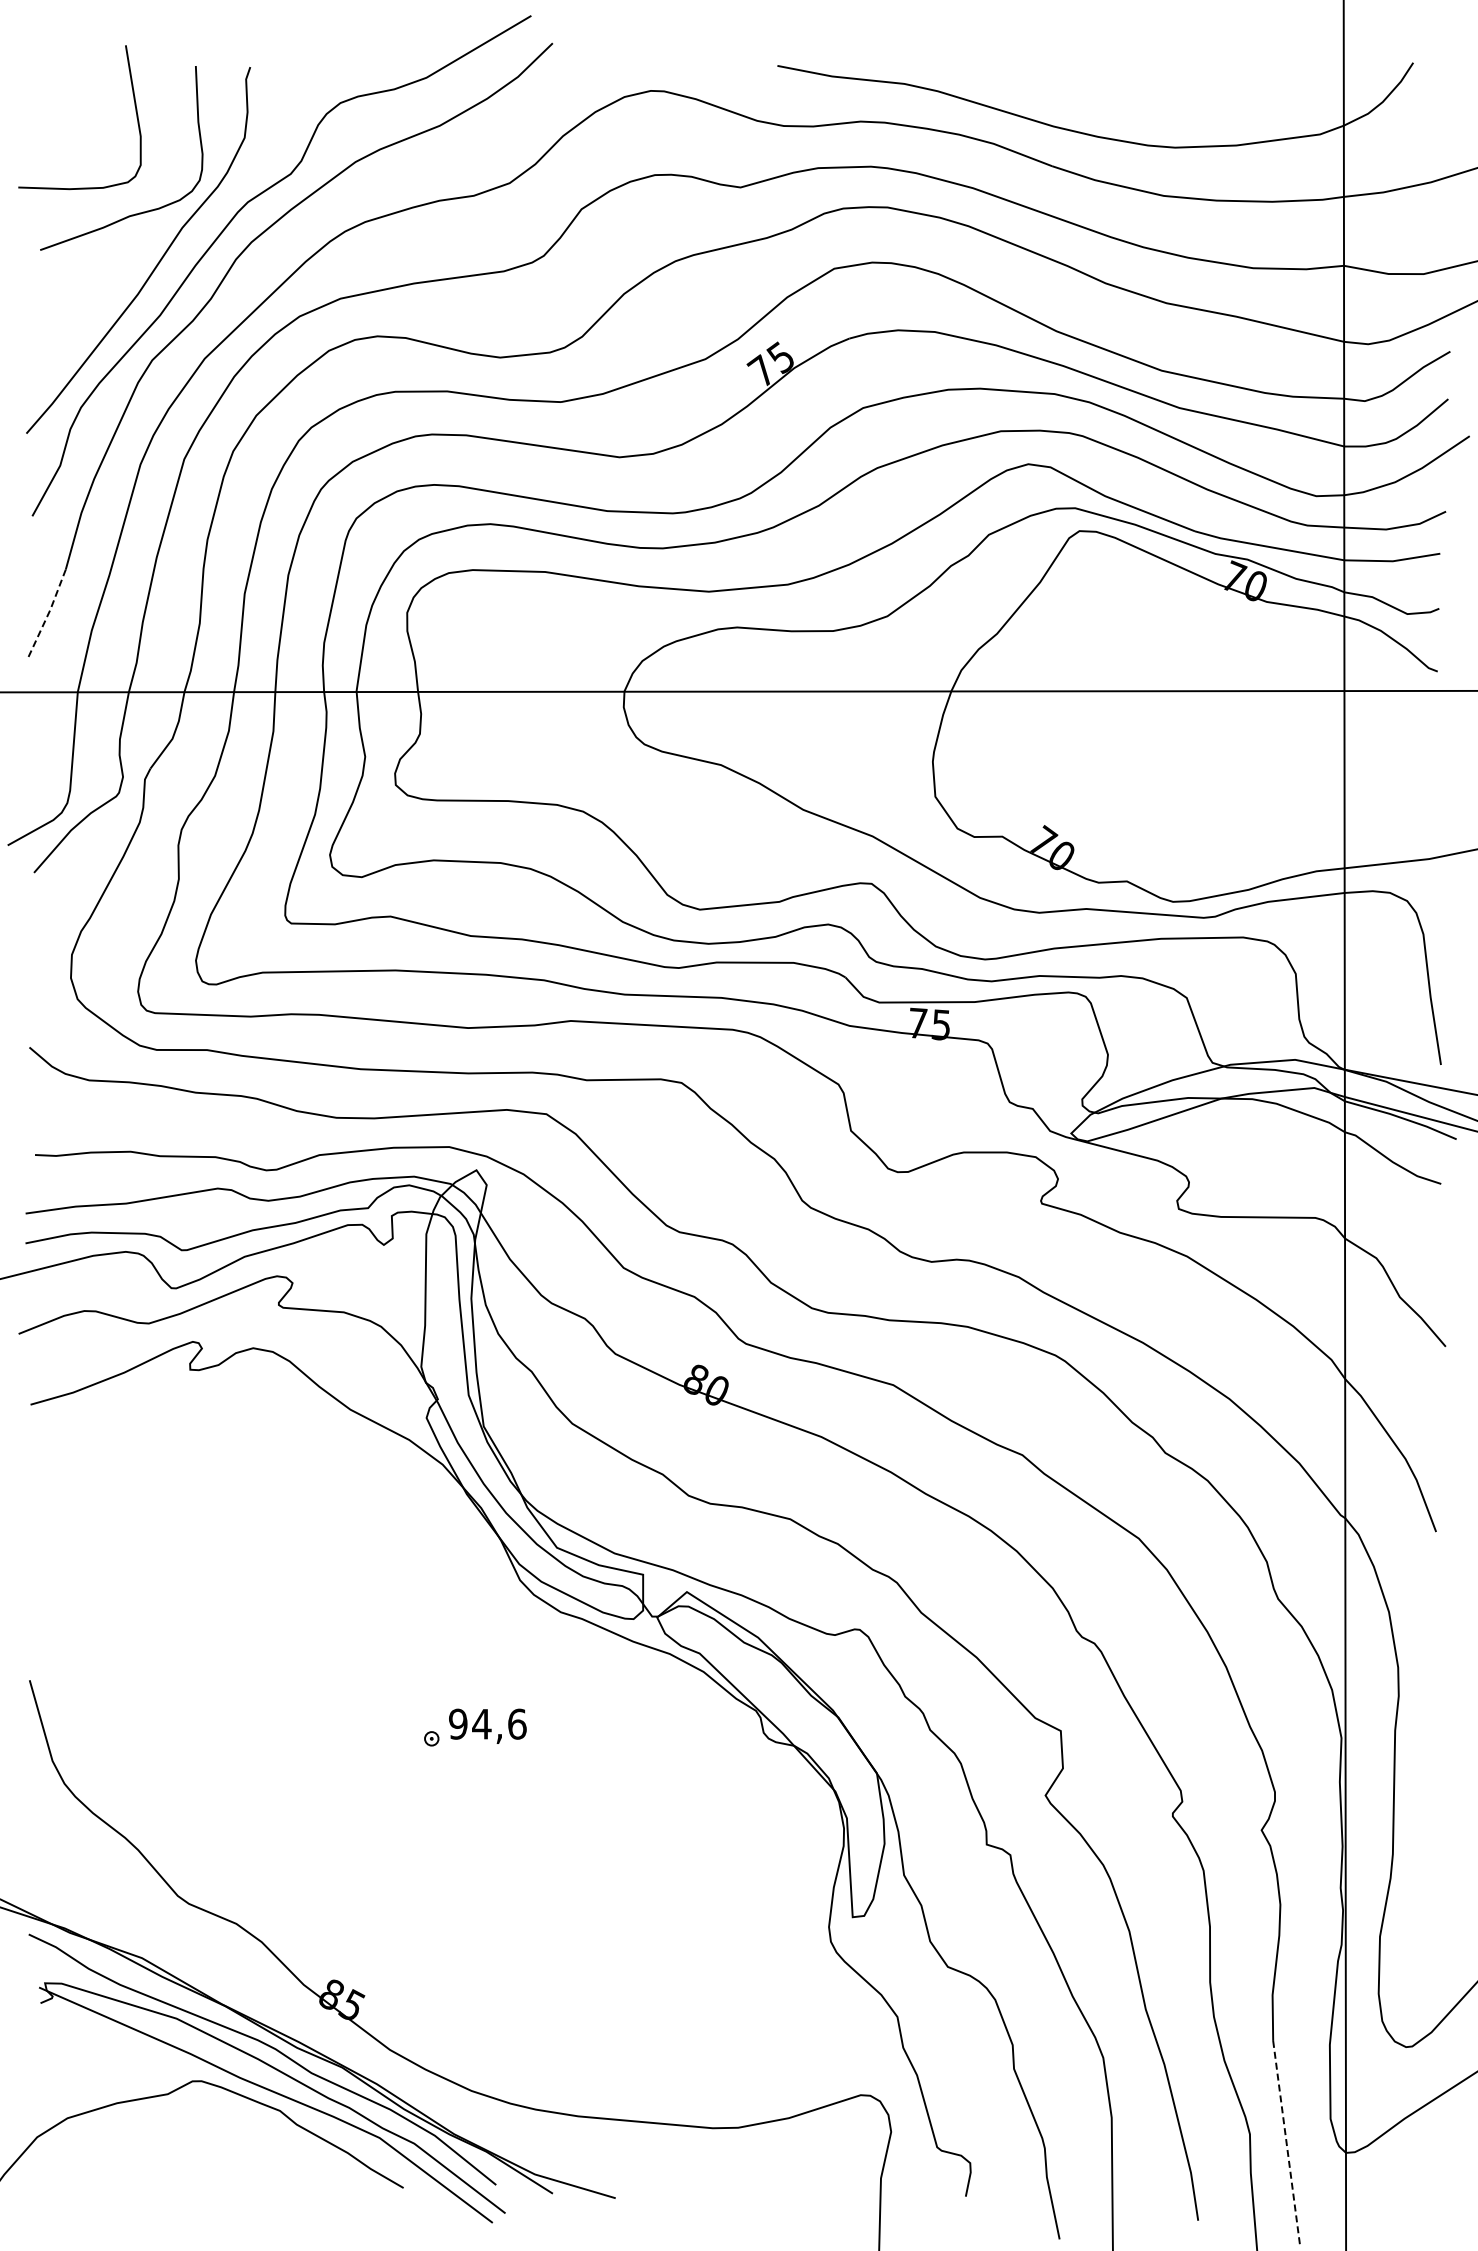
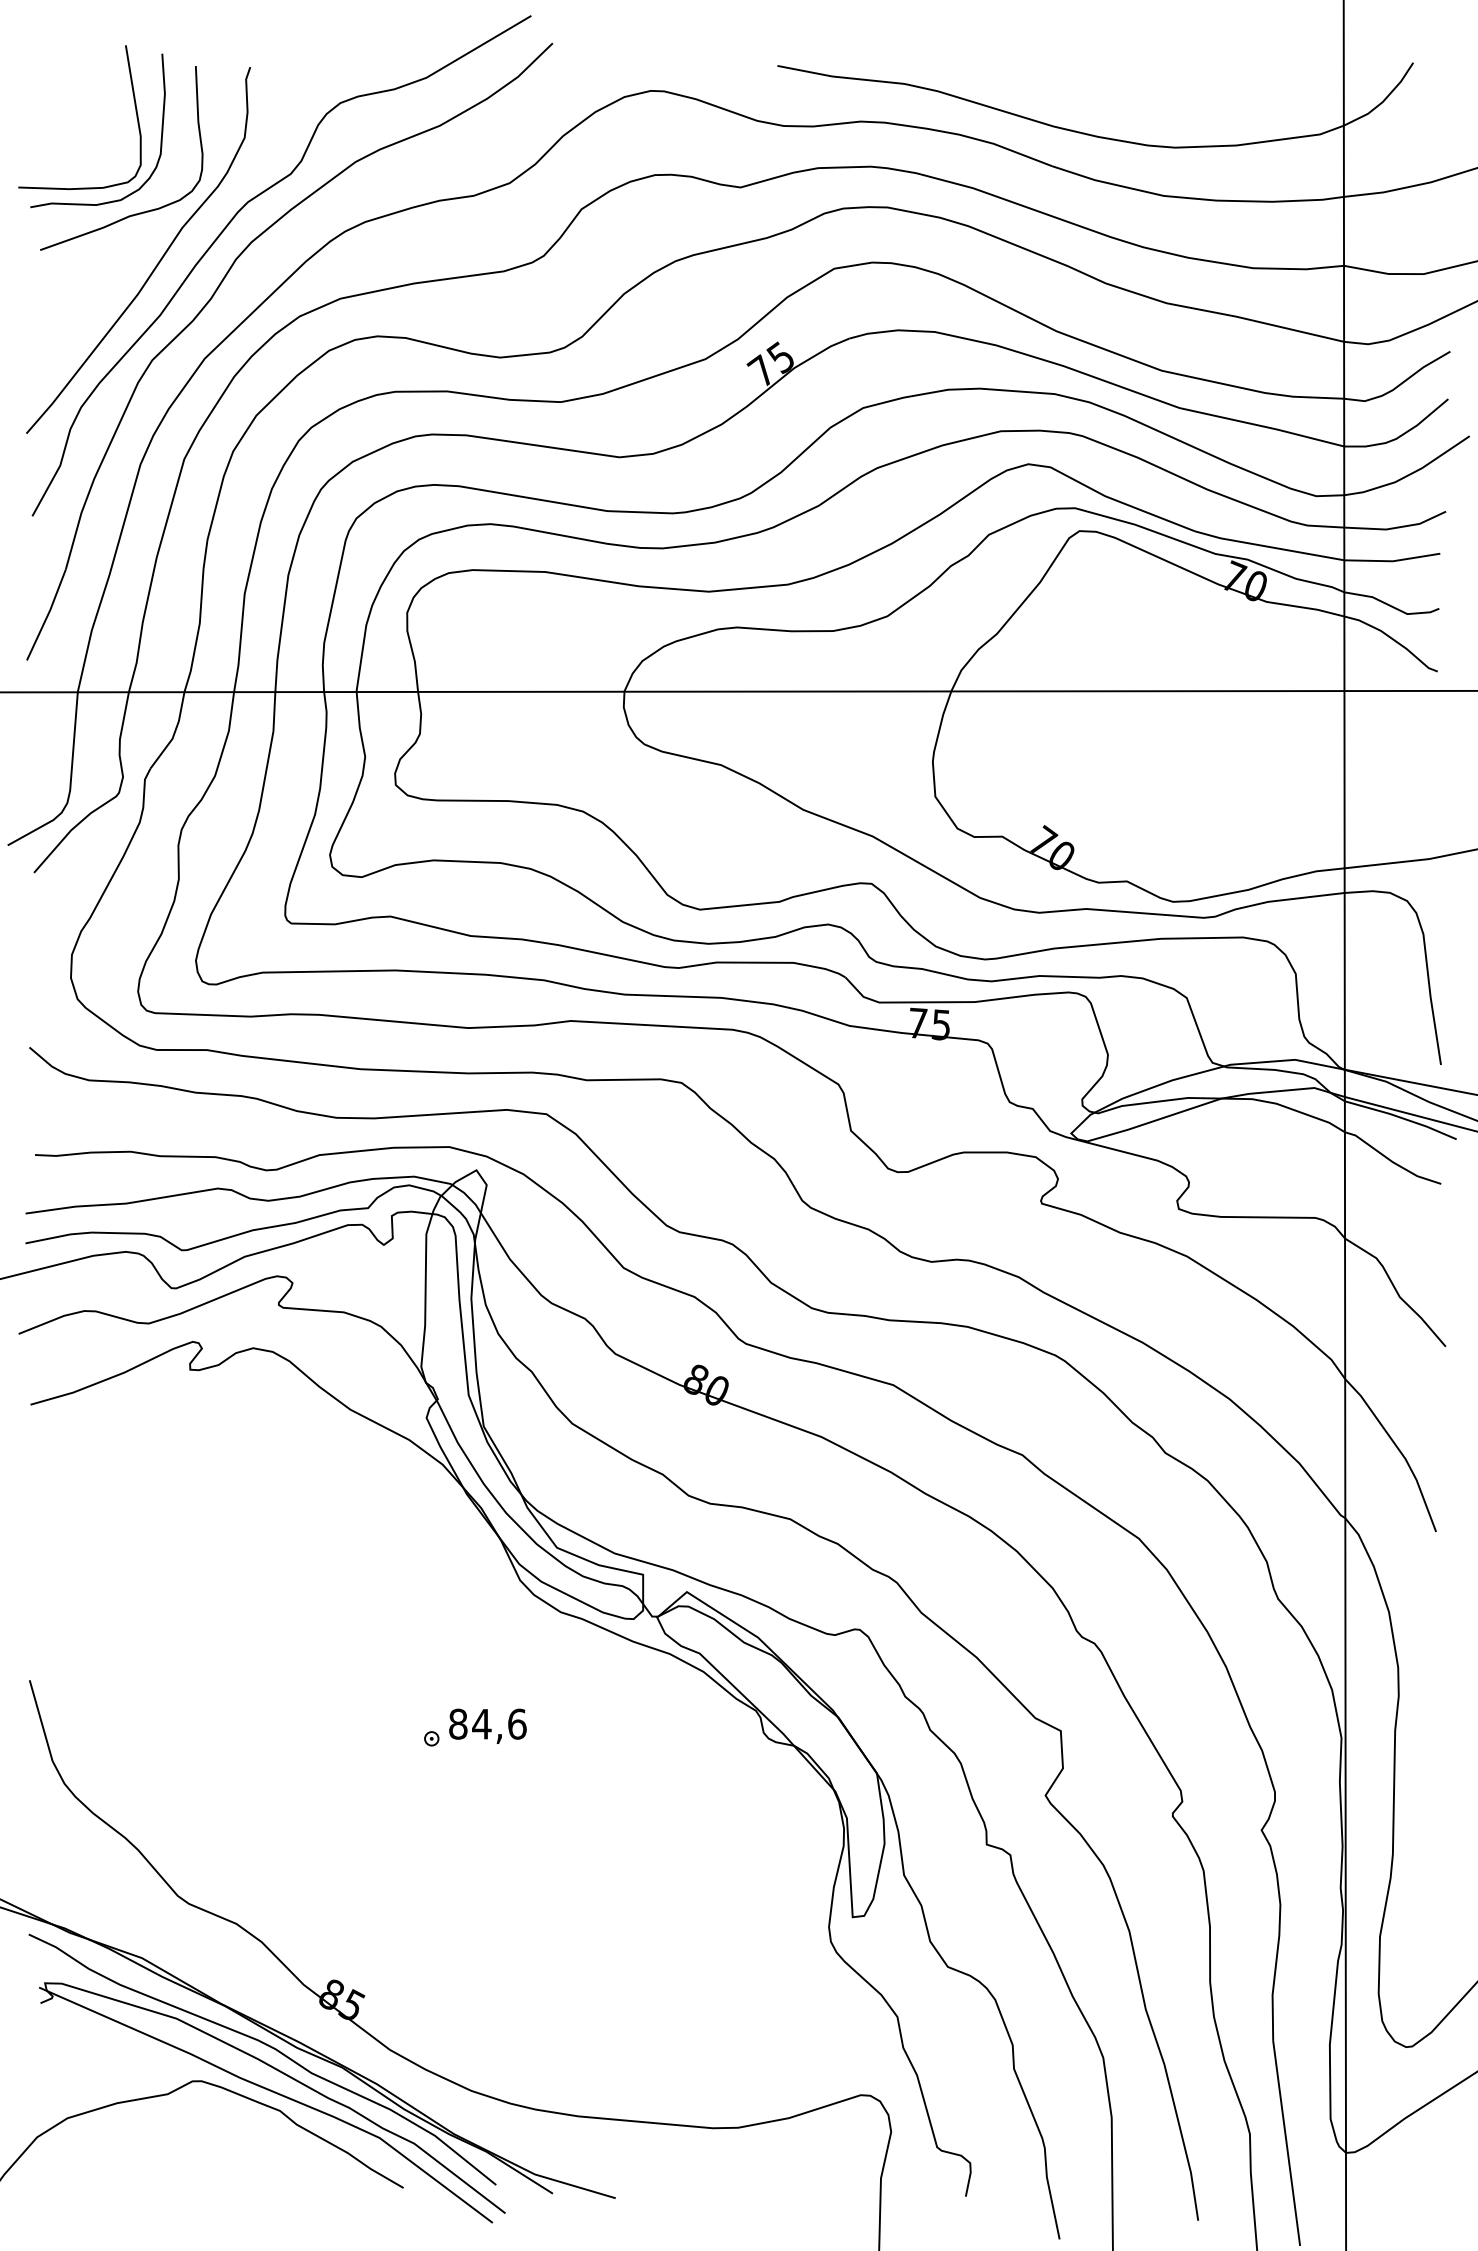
curve: none -> present (160, 139)
line: dashed -> solid (47, 615)
text: 94,6 -> 84,6 (458, 1723)
line: dashed -> solid (1286, 2143)
